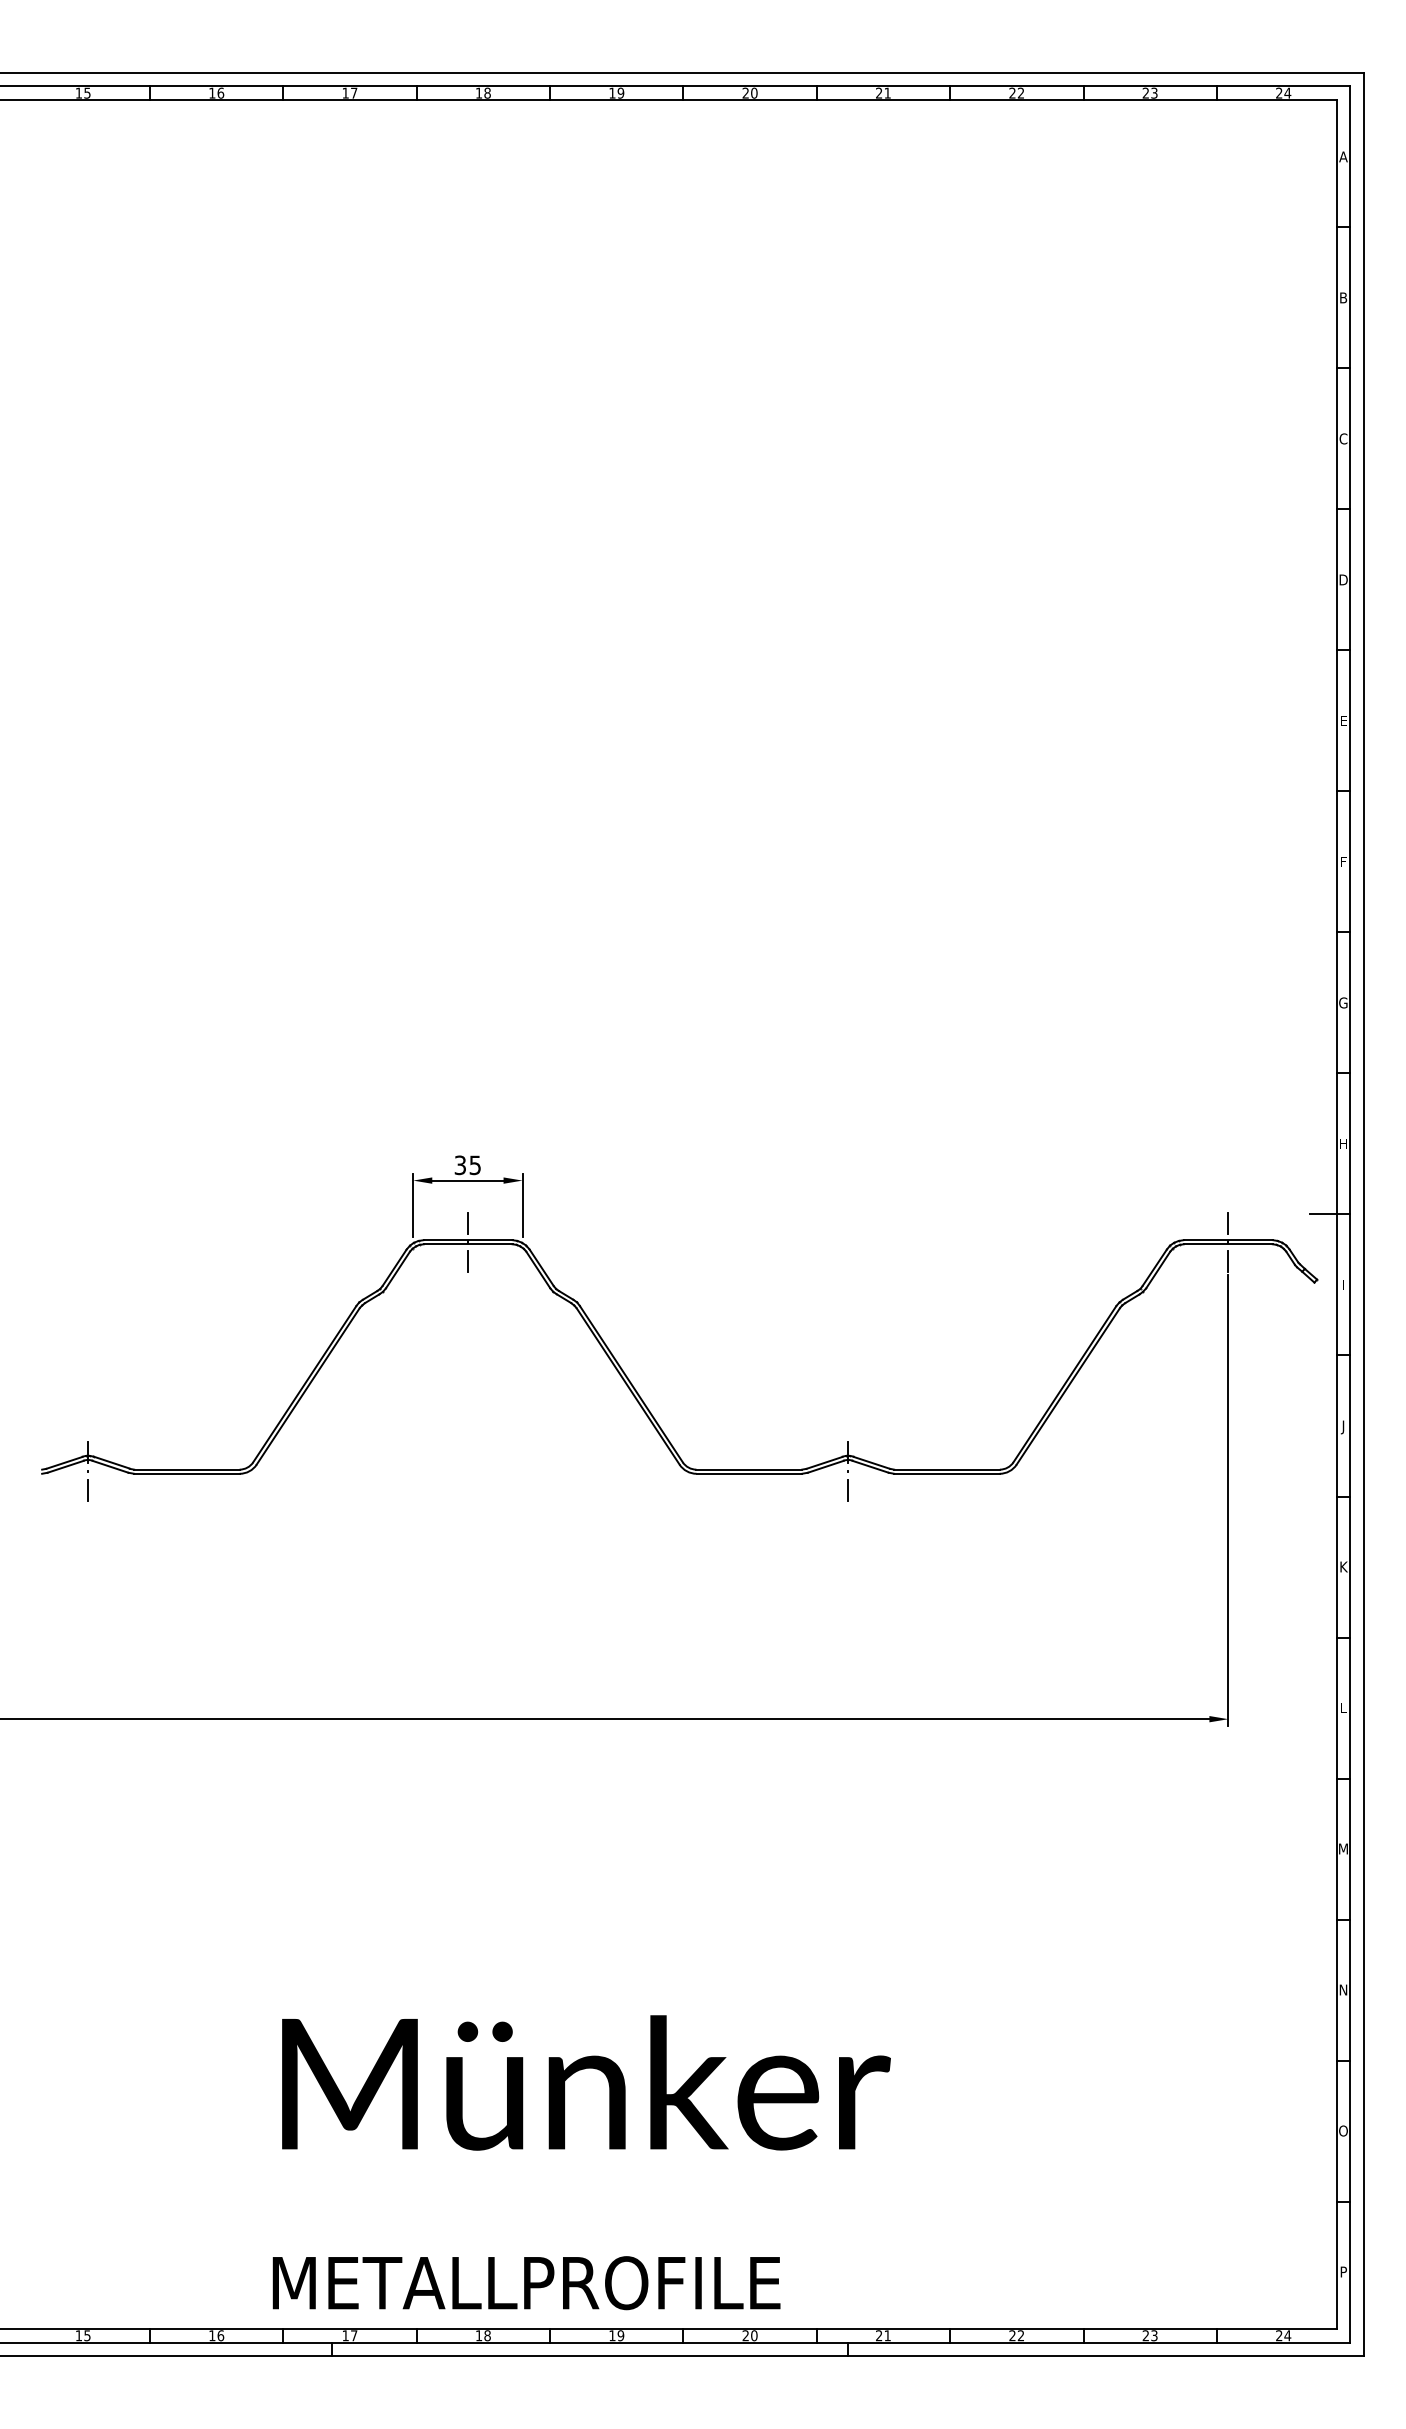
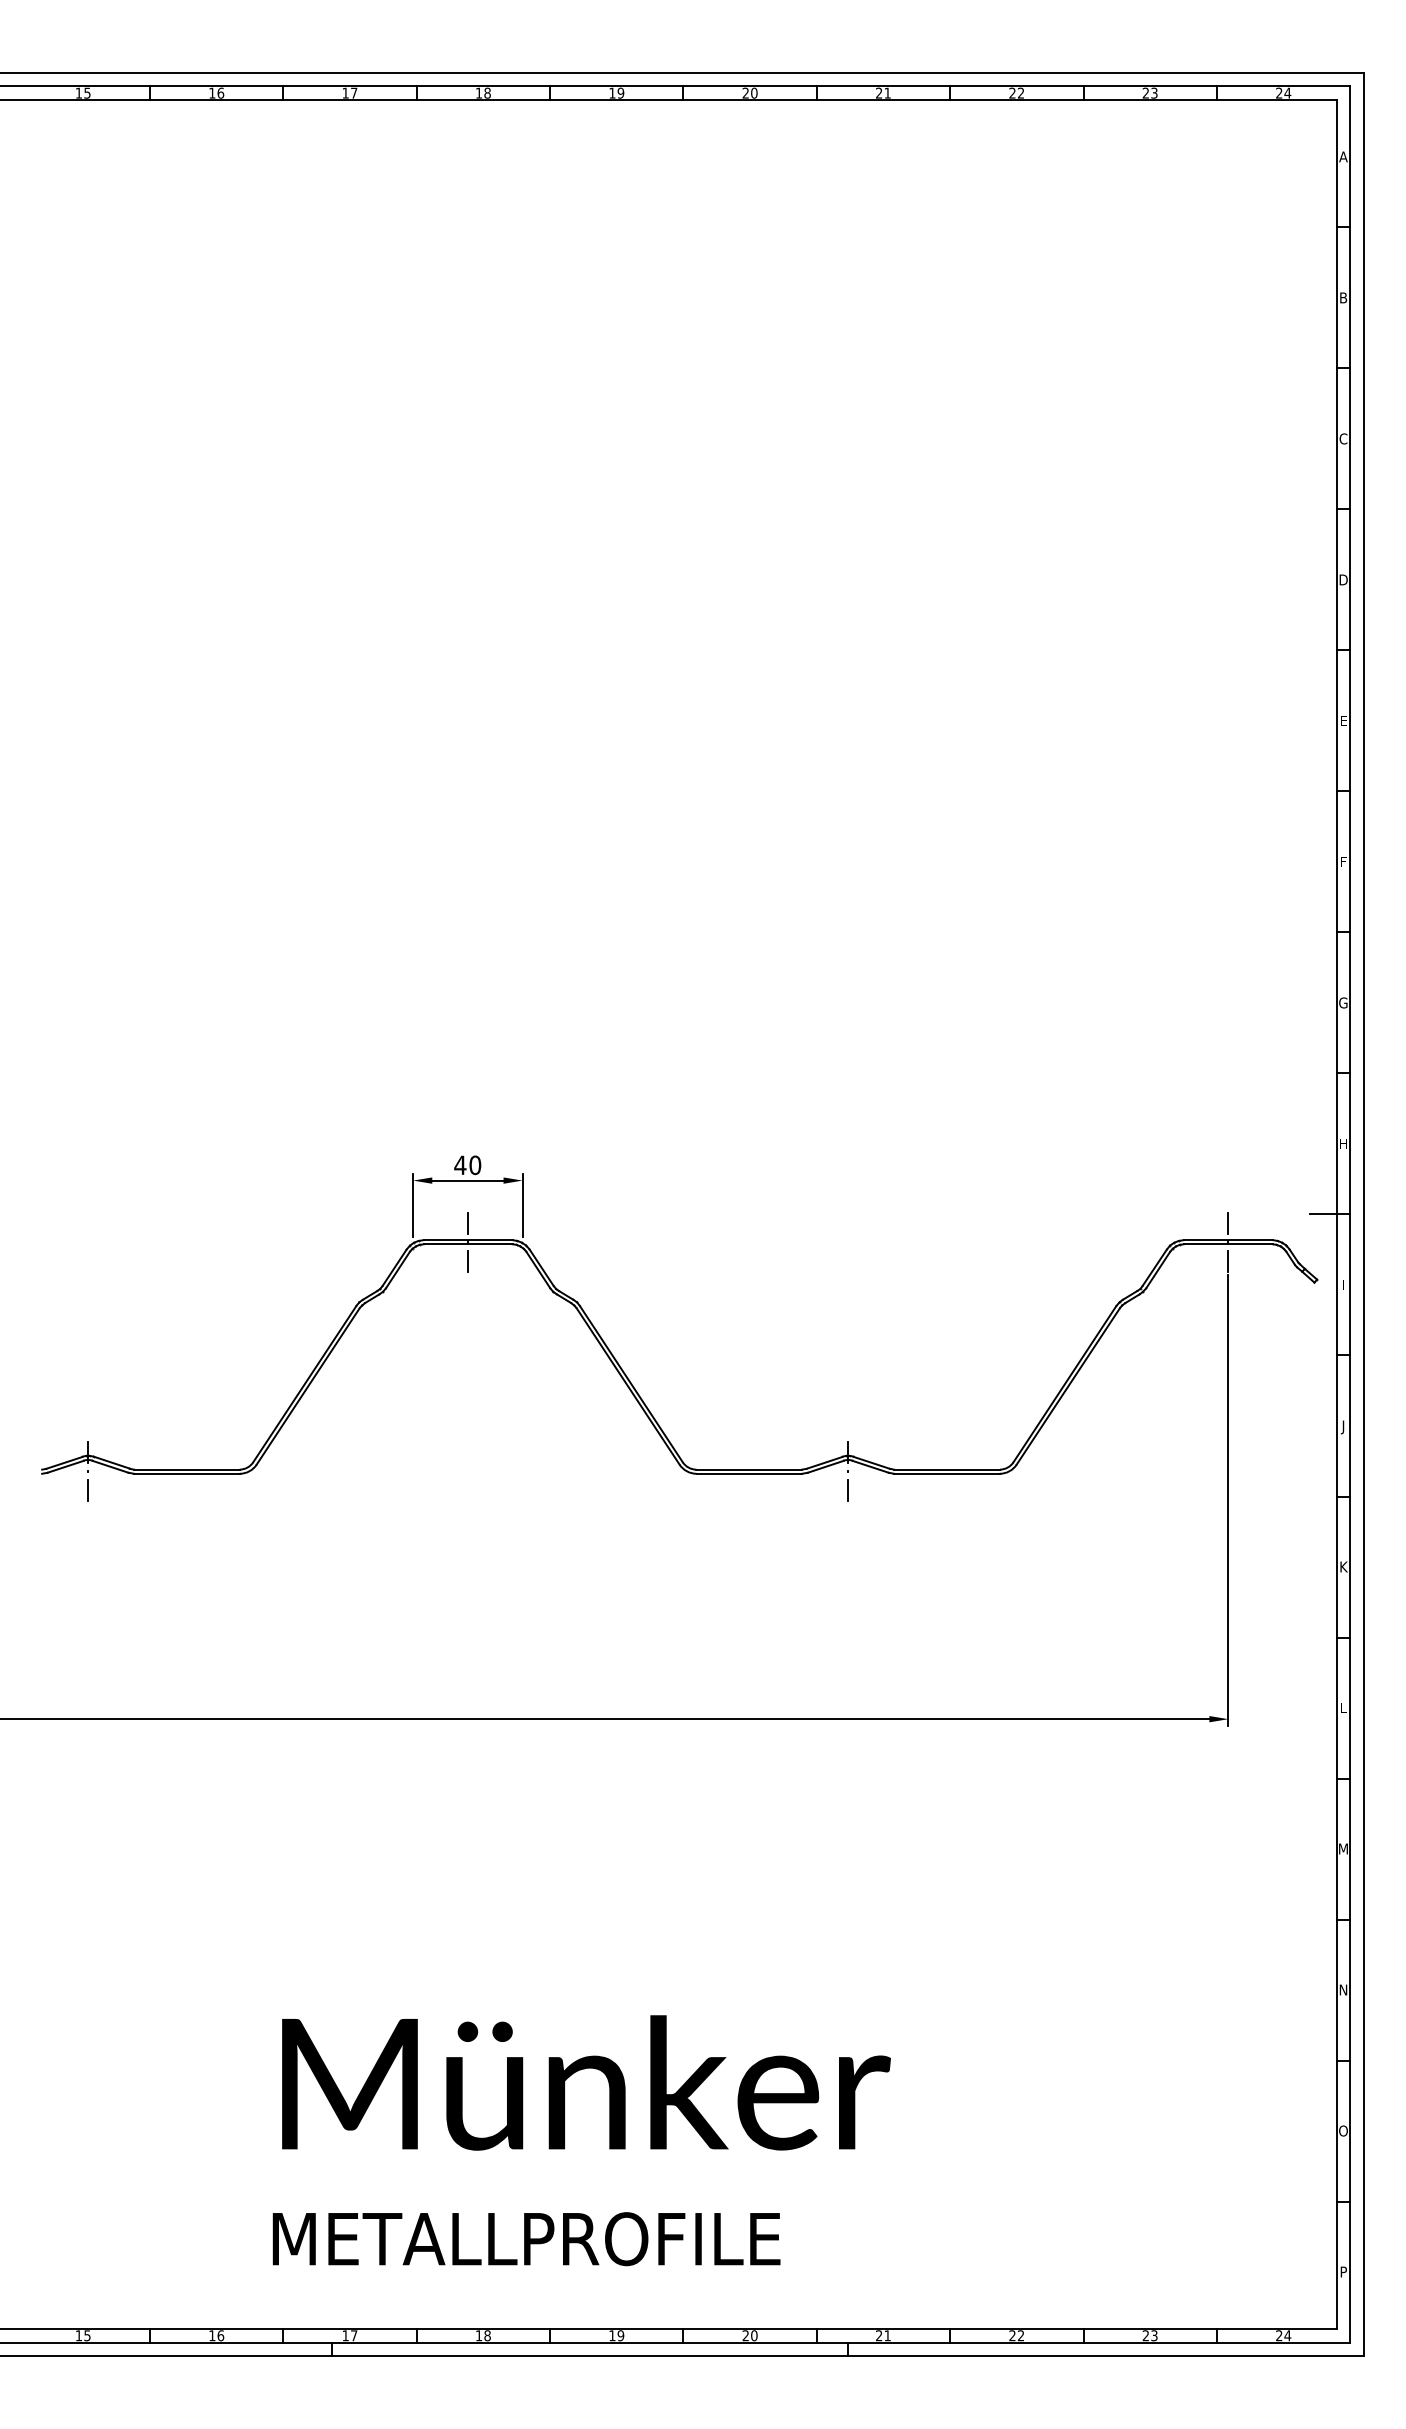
text: 35 -> 40 (467, 1165)
text position: (526, 2283) -> (526, 2239) (526, 2239)
